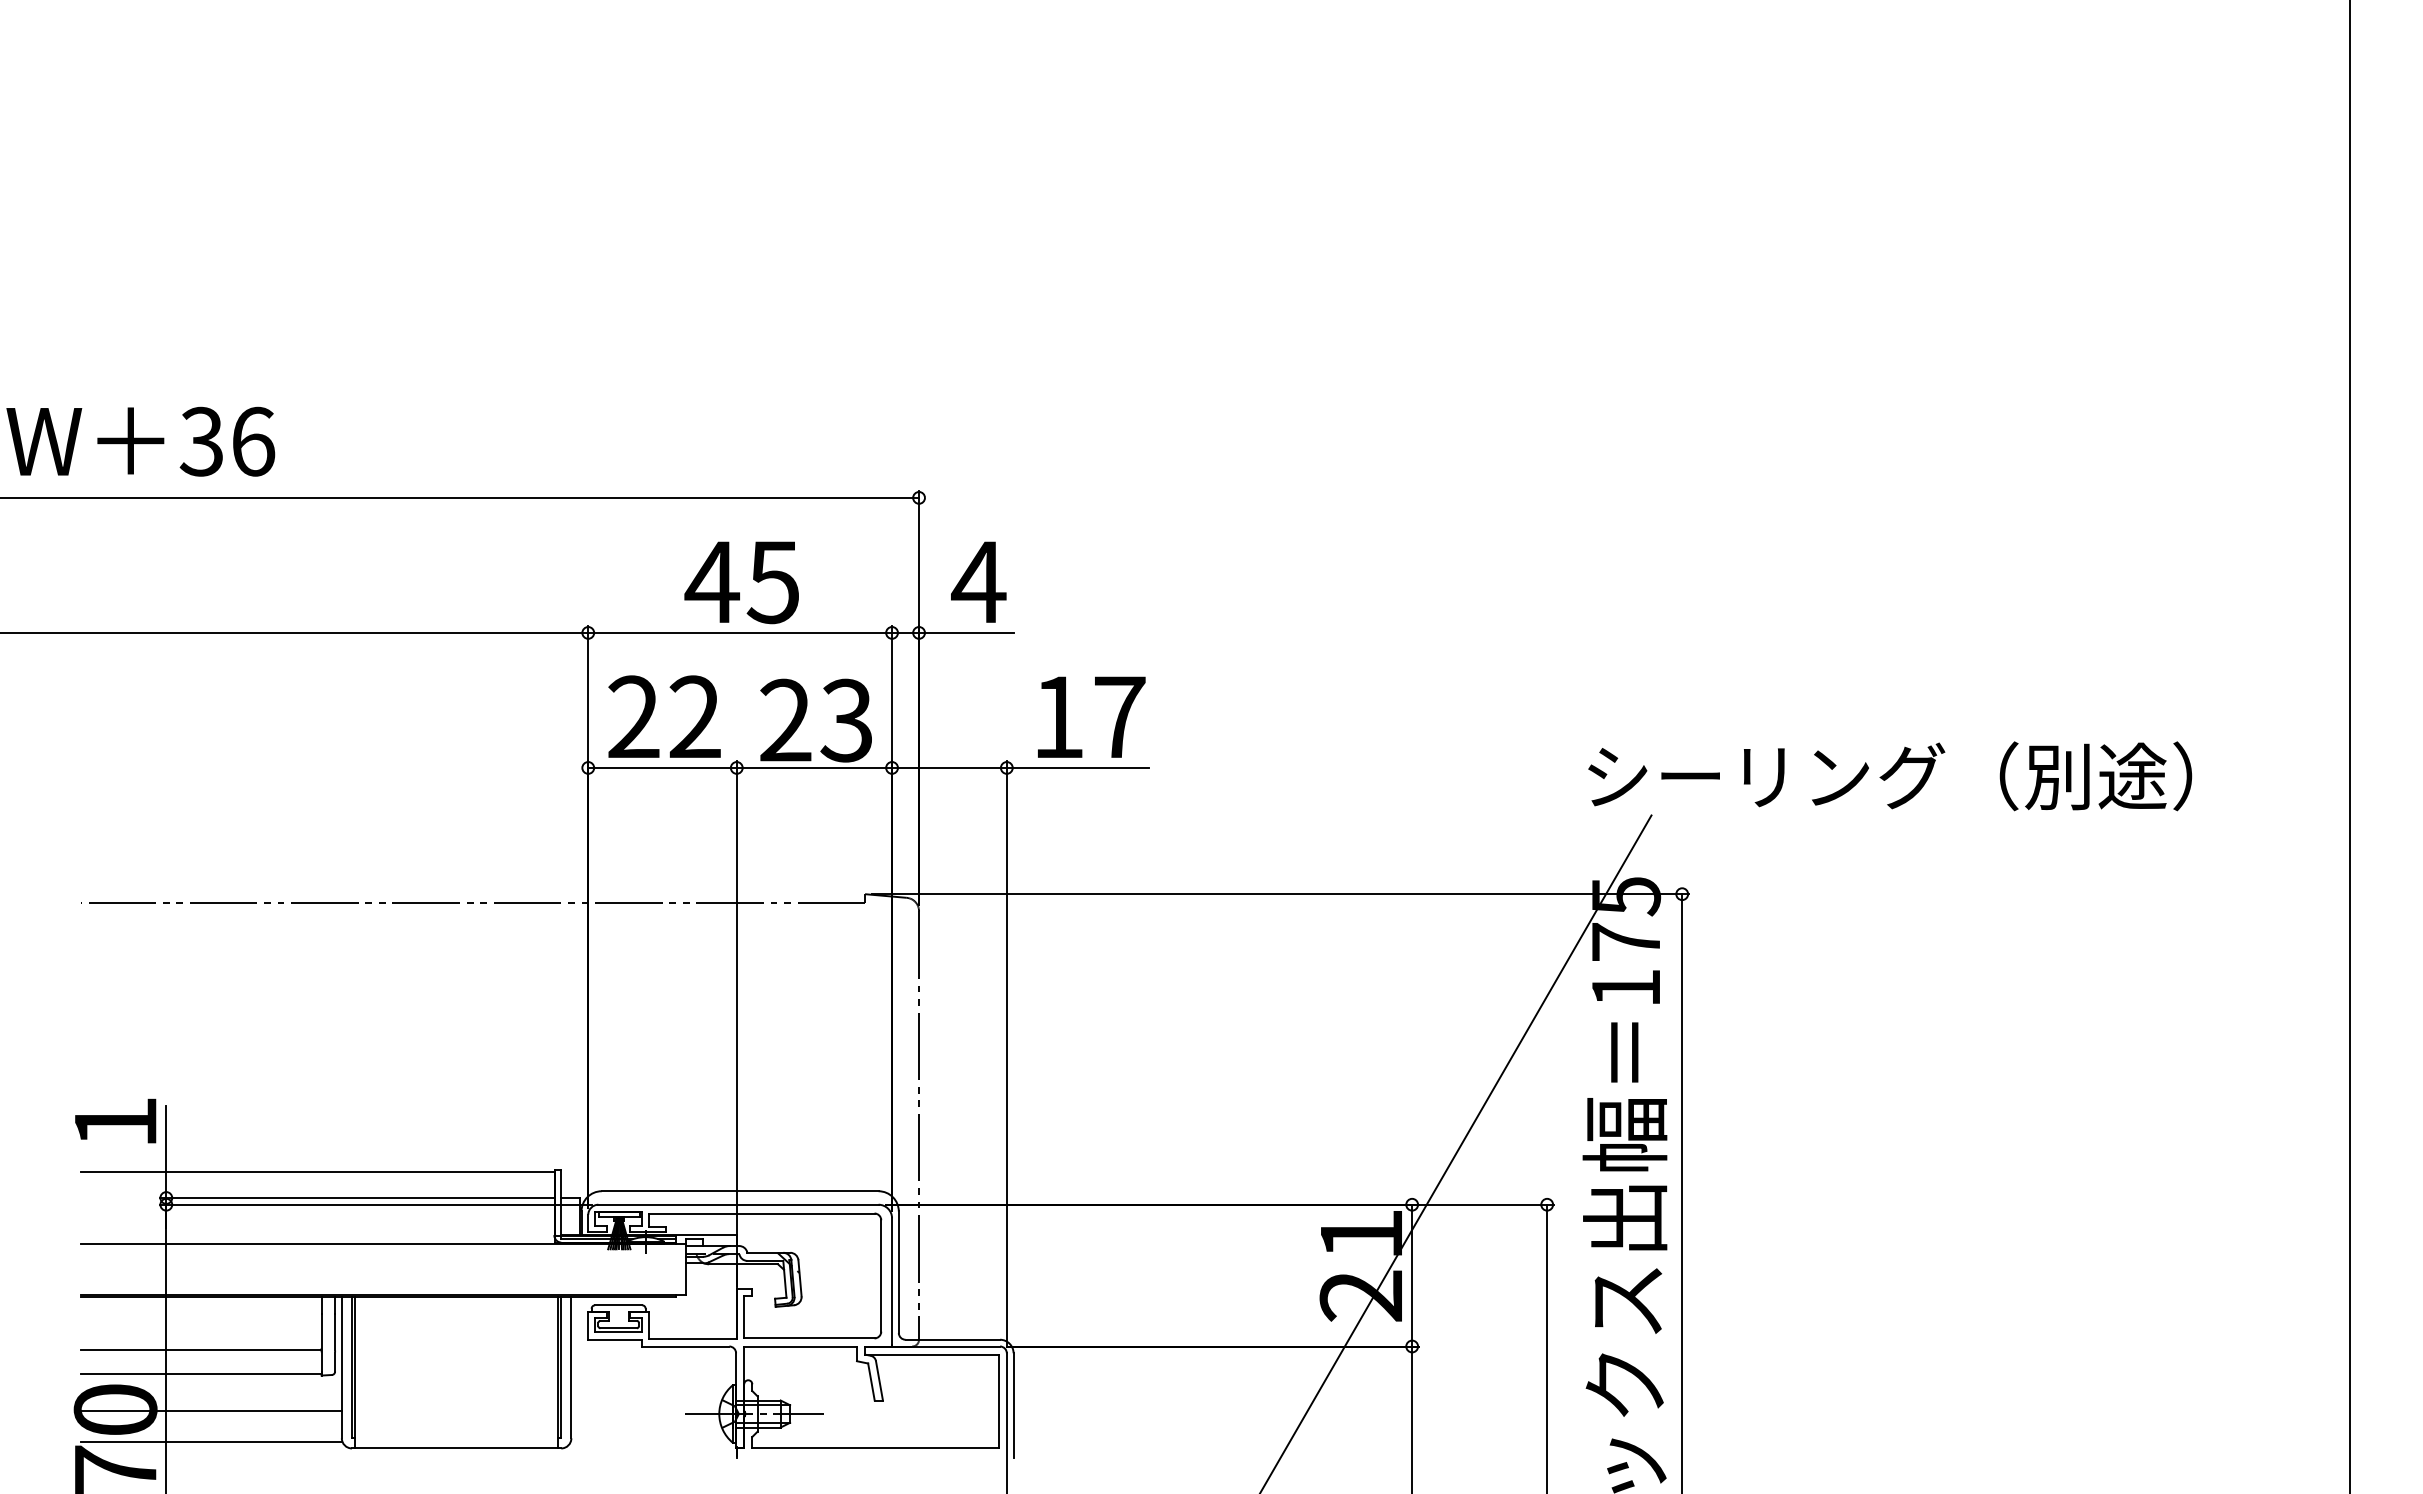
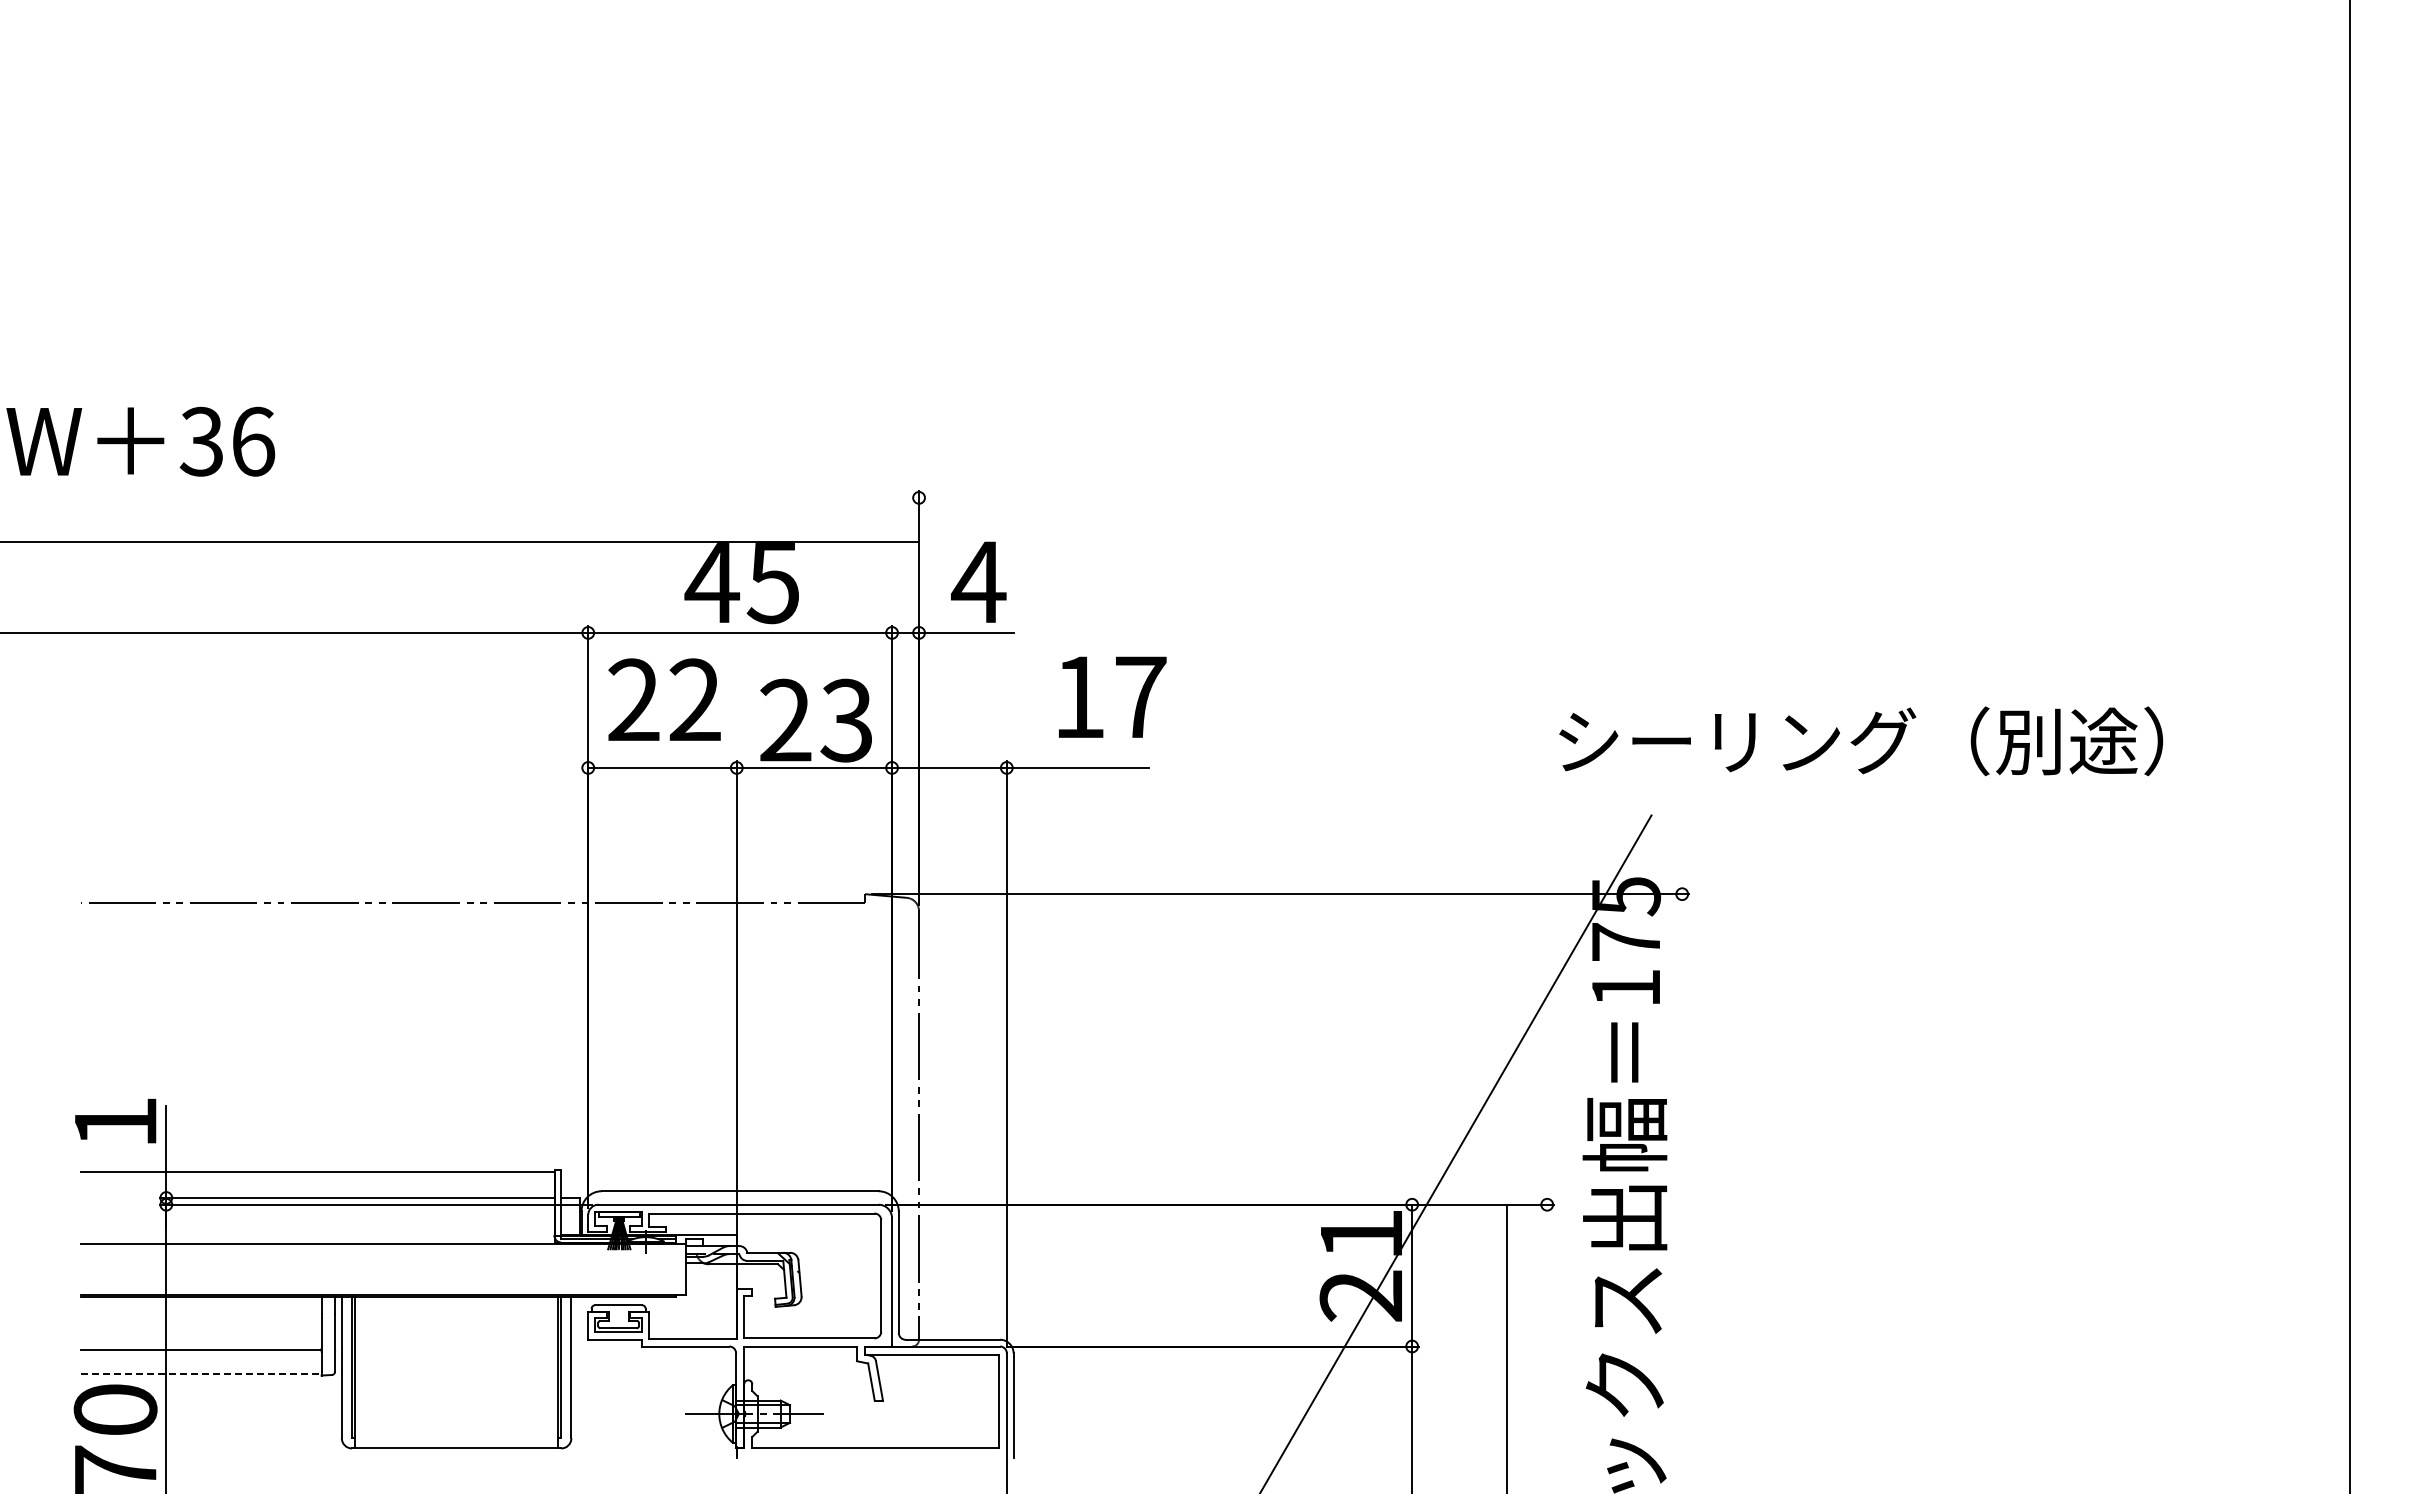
line position: (460, 497) -> (460, 541) (460, 541)
text position: (664, 716) -> (664, 699) (664, 699)
text position: (1091, 716) -> (1112, 696) (1112, 696)
text position: (1890, 776) -> (1861, 741) (1861, 741)
line: present -> none (1682, 1192)
line position: (1547, 1347) -> (1507, 1347) (1507, 1347)
line: solid -> dashed (201, 1374)
line: present -> none (211, 1411)
line: present -> none (211, 1441)
